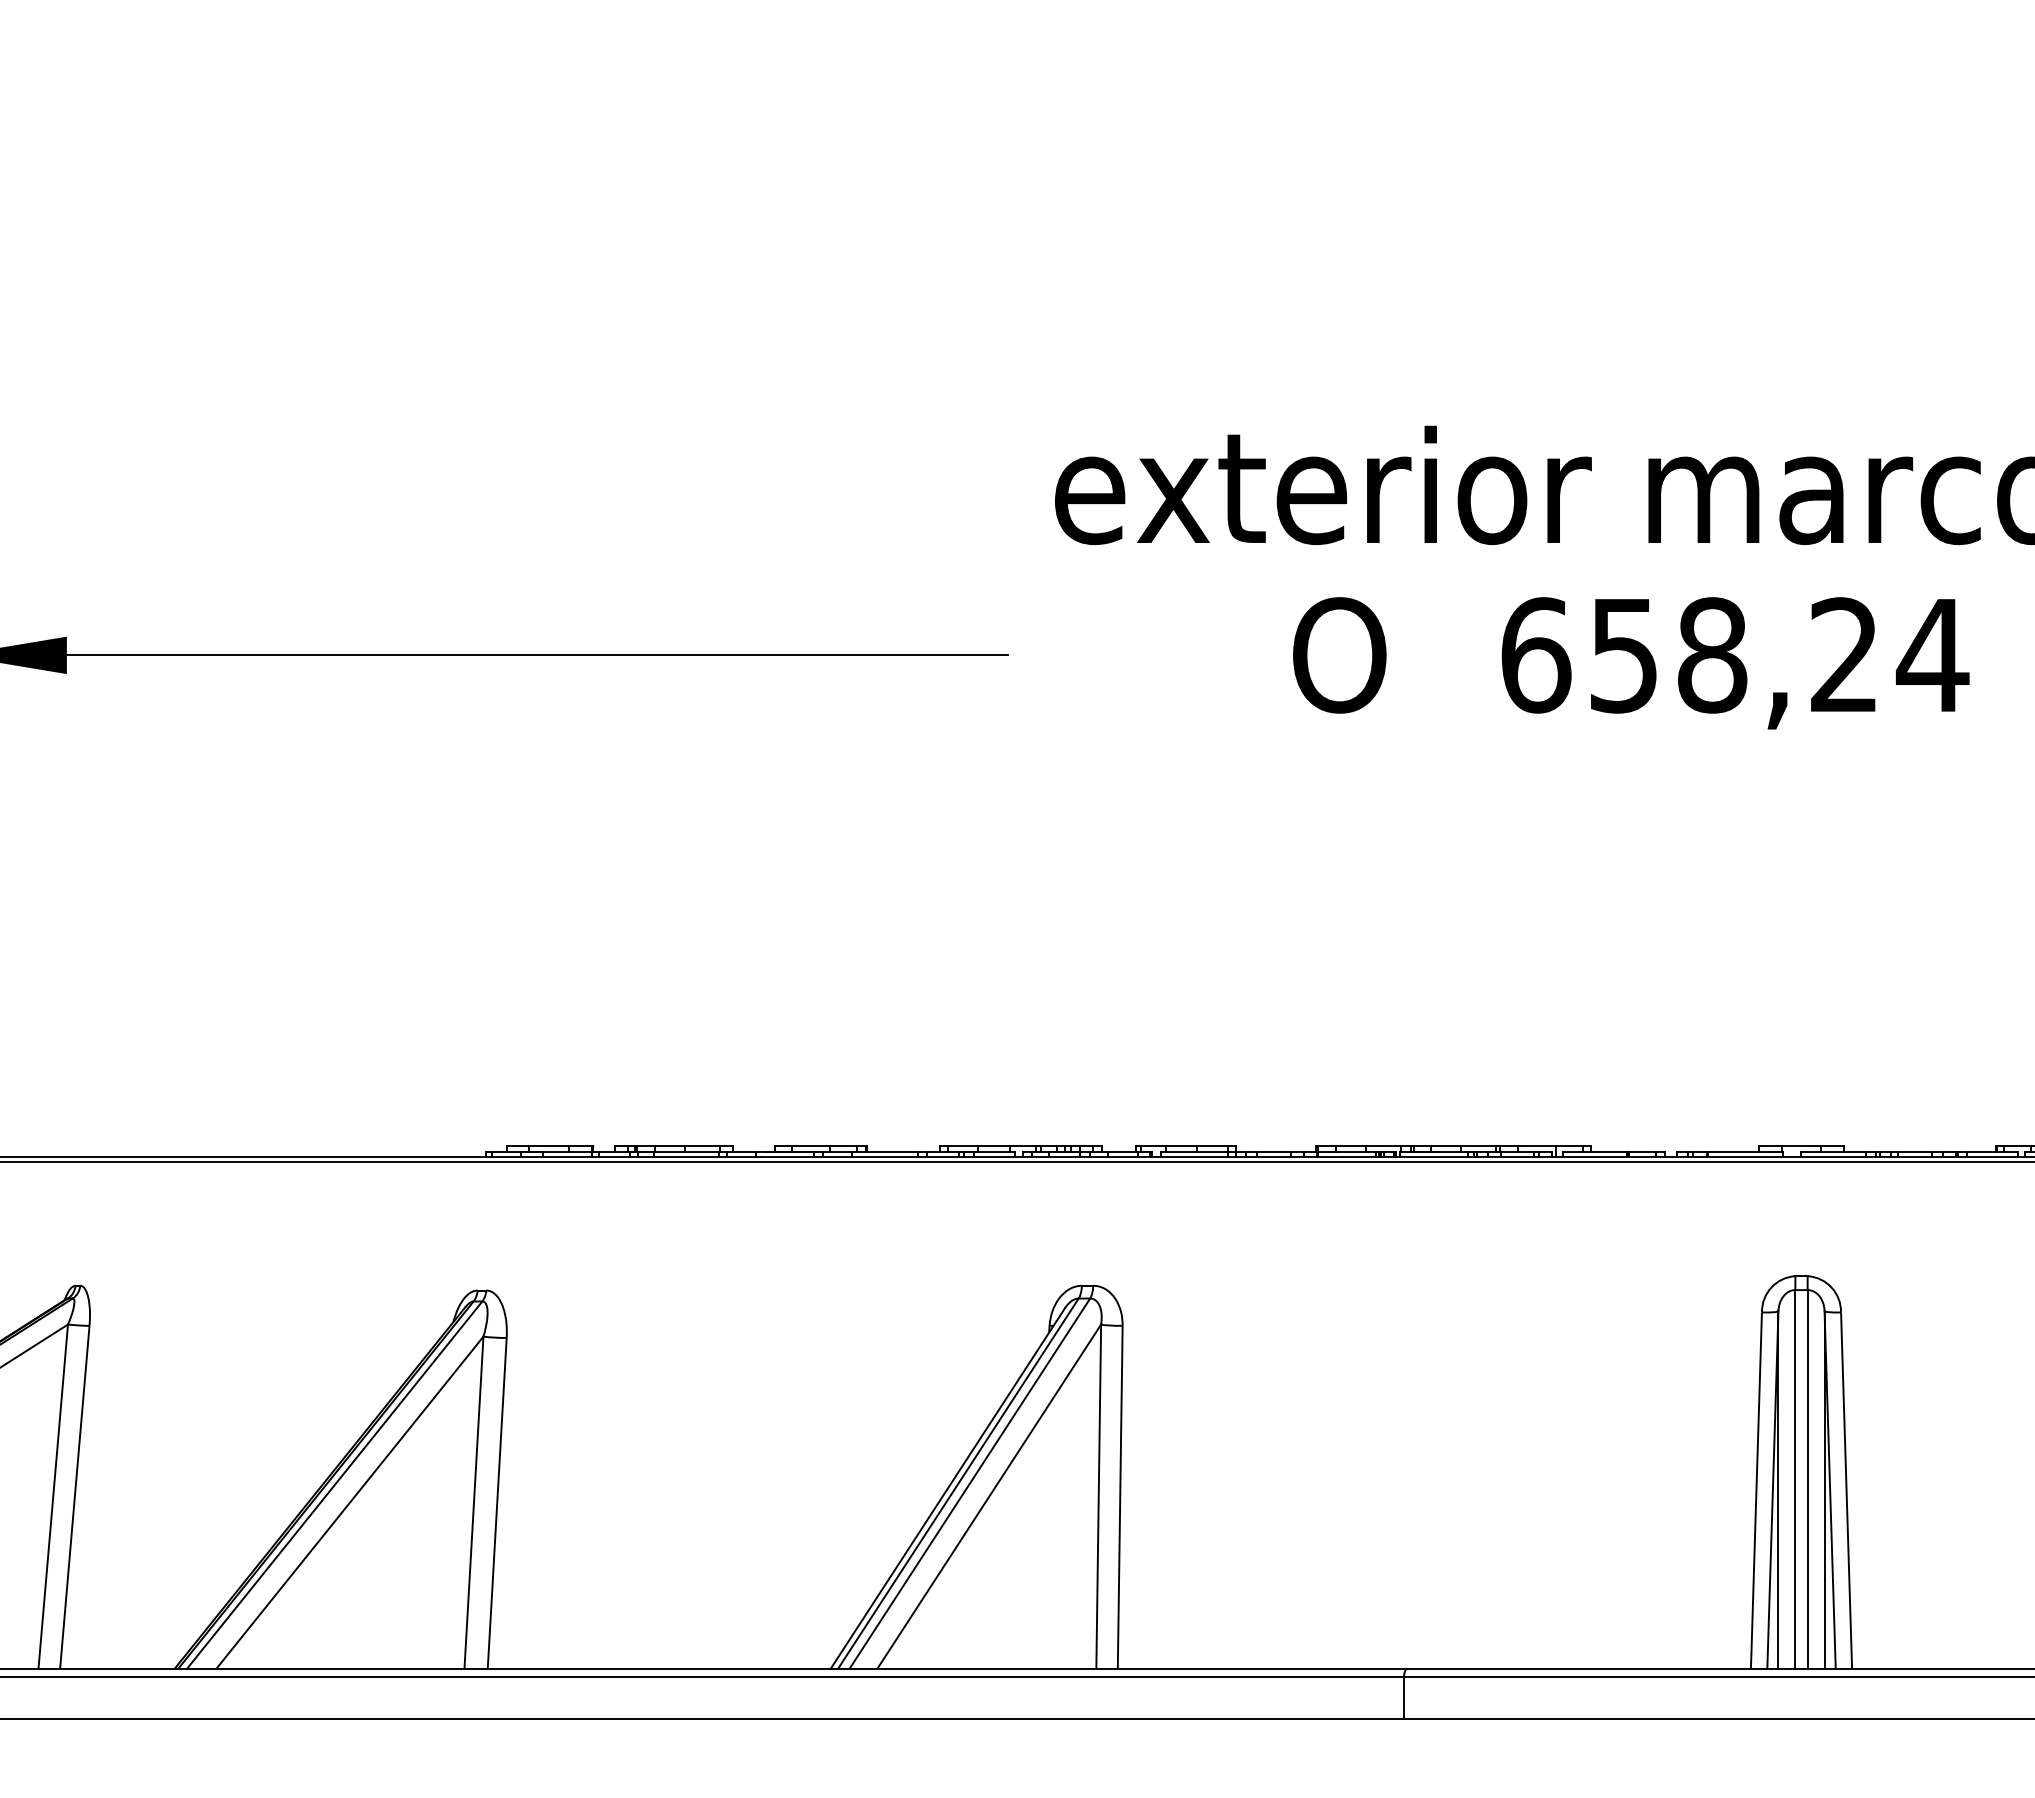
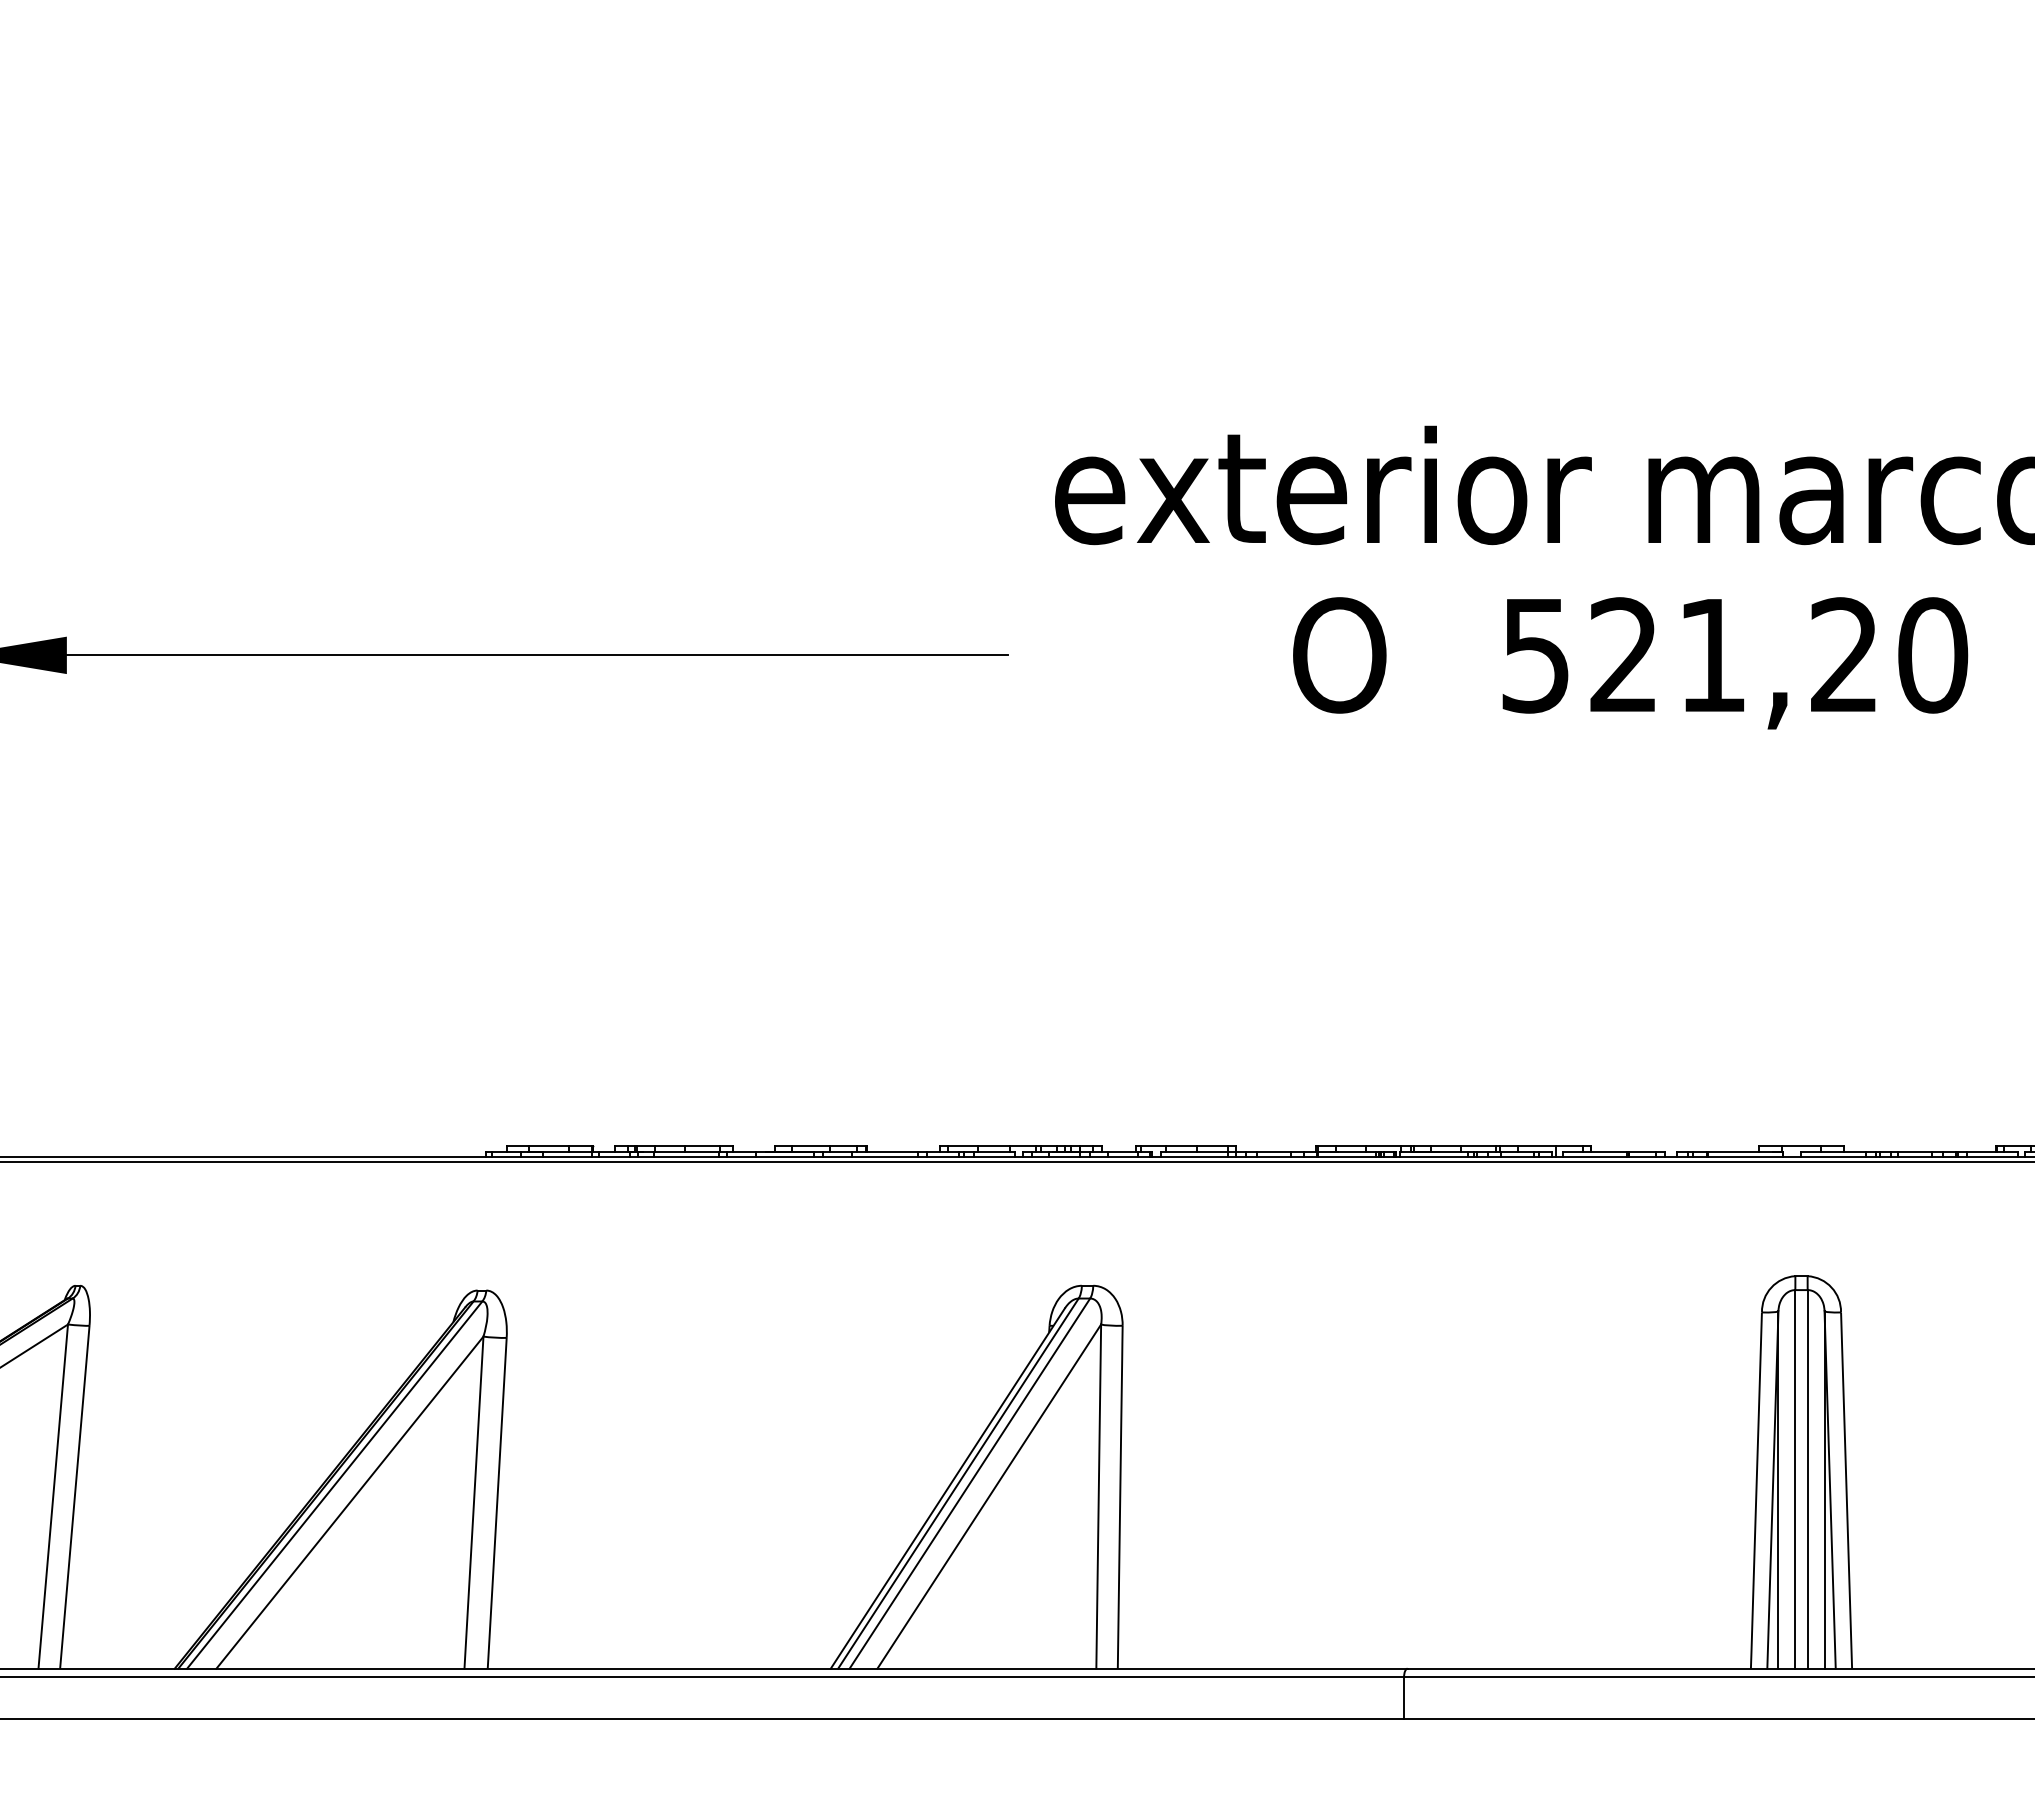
text: 658,24 -> 521,20 (1735, 655)
